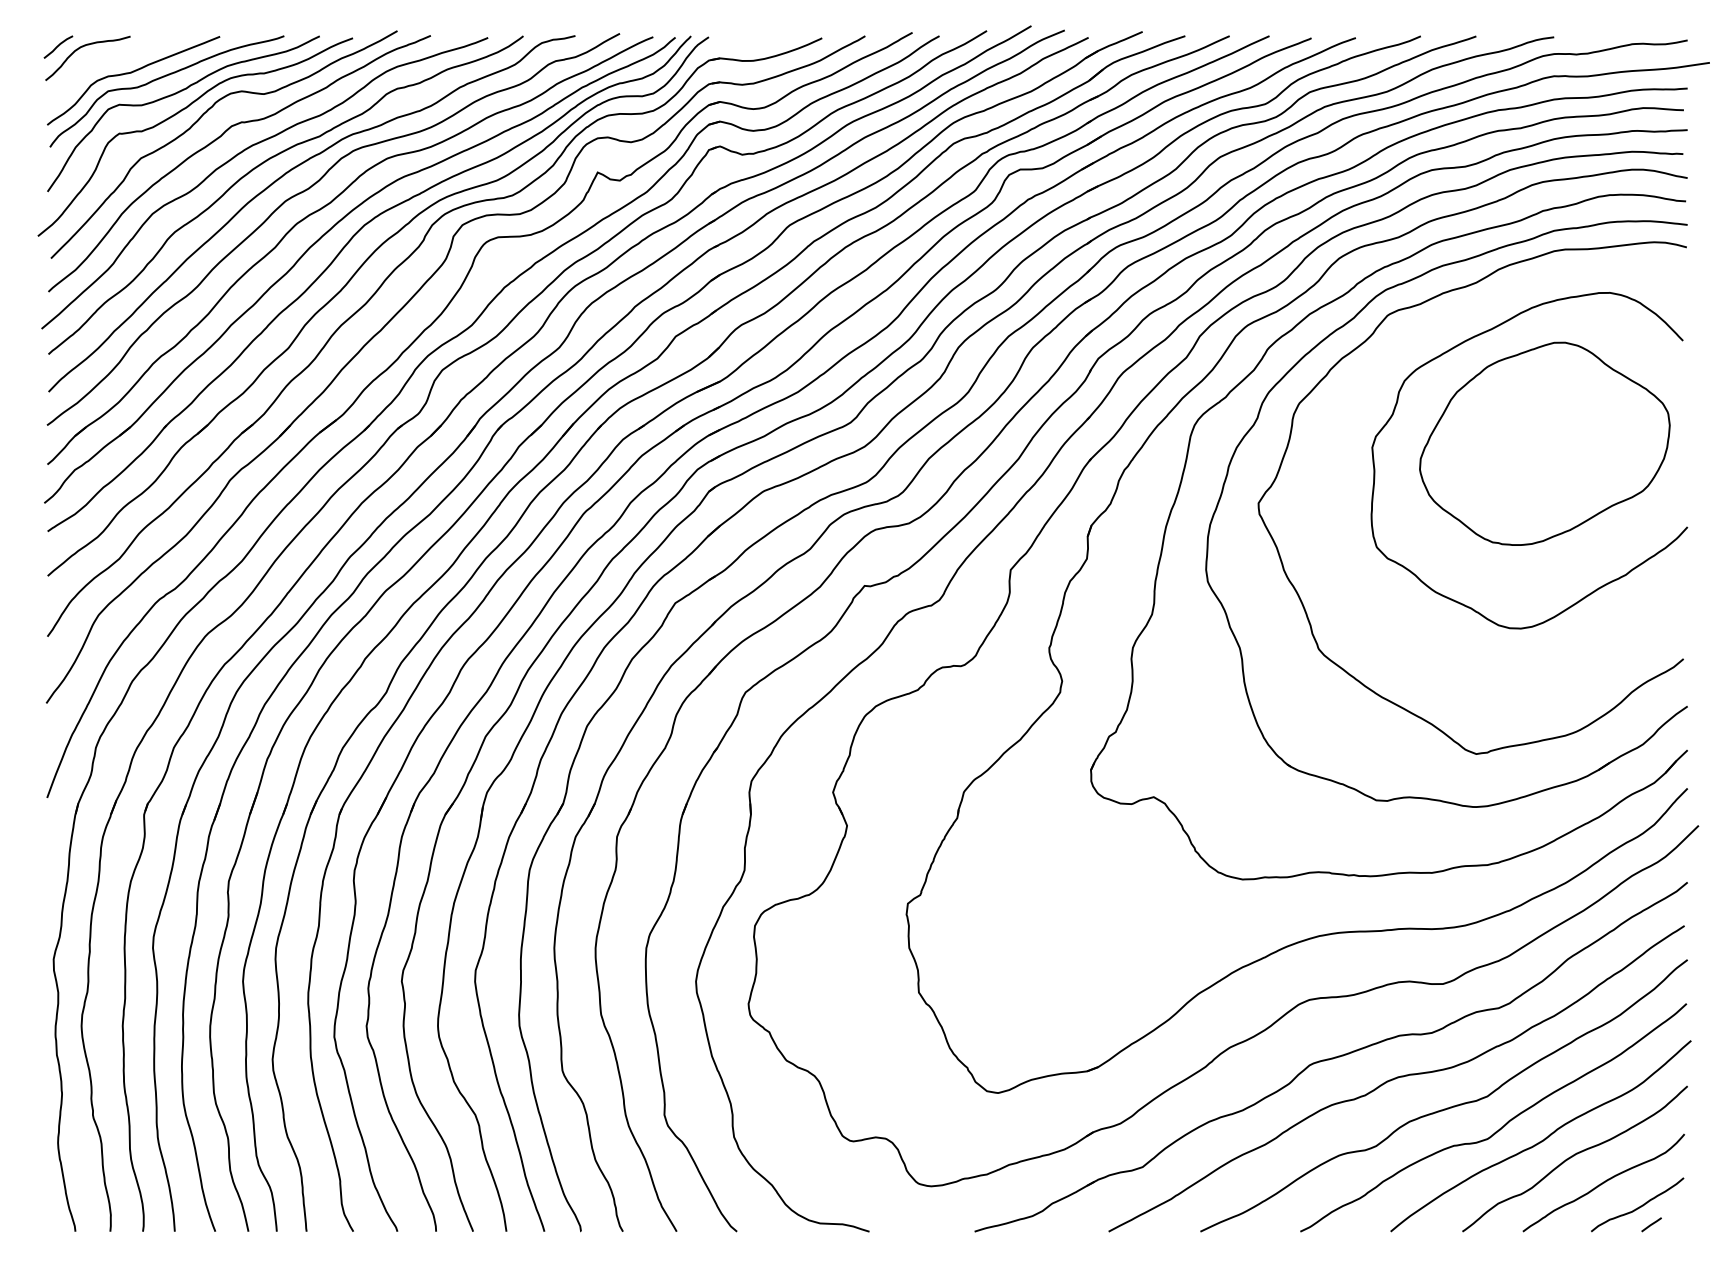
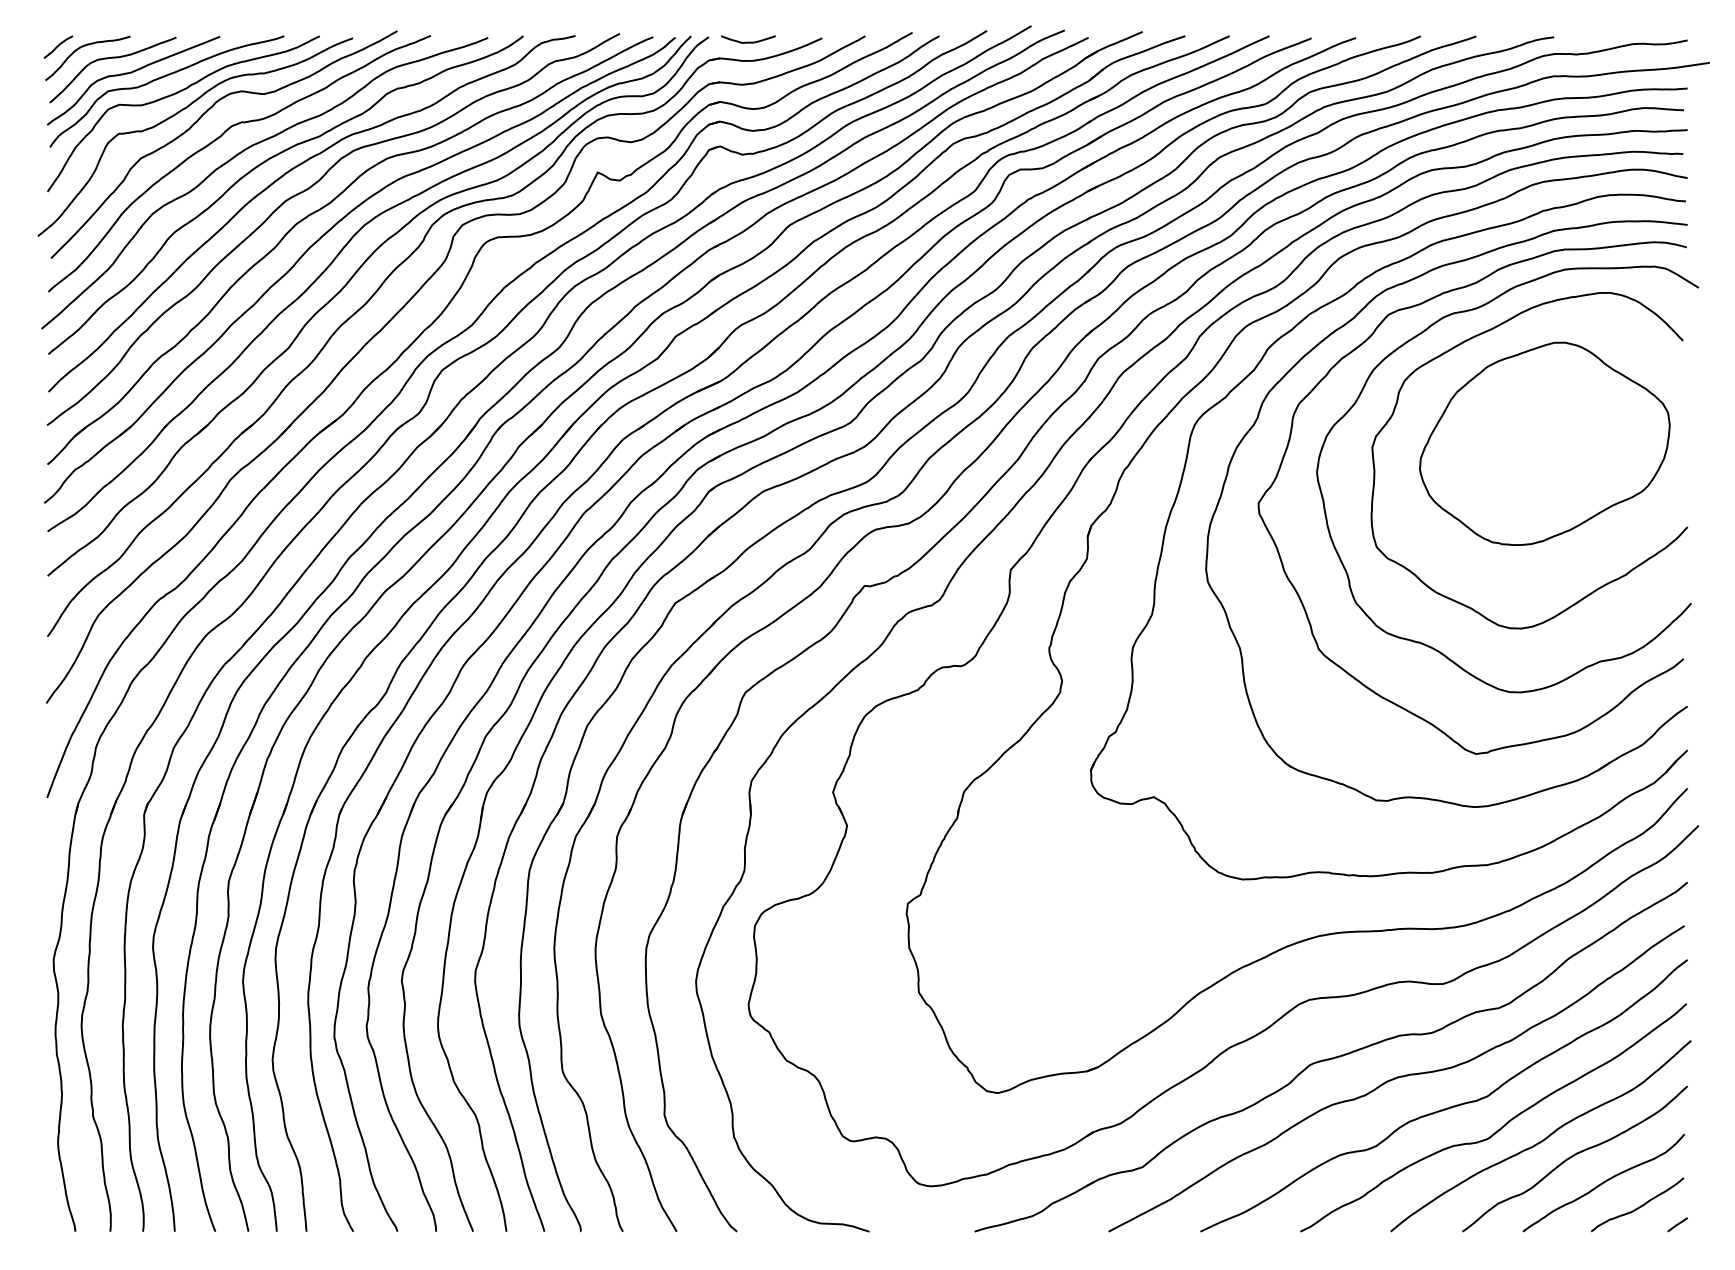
curve: none -> present (748, 41)
curve: none -> present (112, 58)
curve: none -> present (1421, 334)
line position: (1651, 1224) -> (1677, 1224) (1677, 1224)
